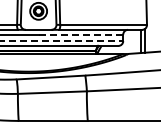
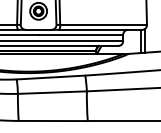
line: dashed -> solid (80, 34)
line: dashed -> solid (62, 41)
